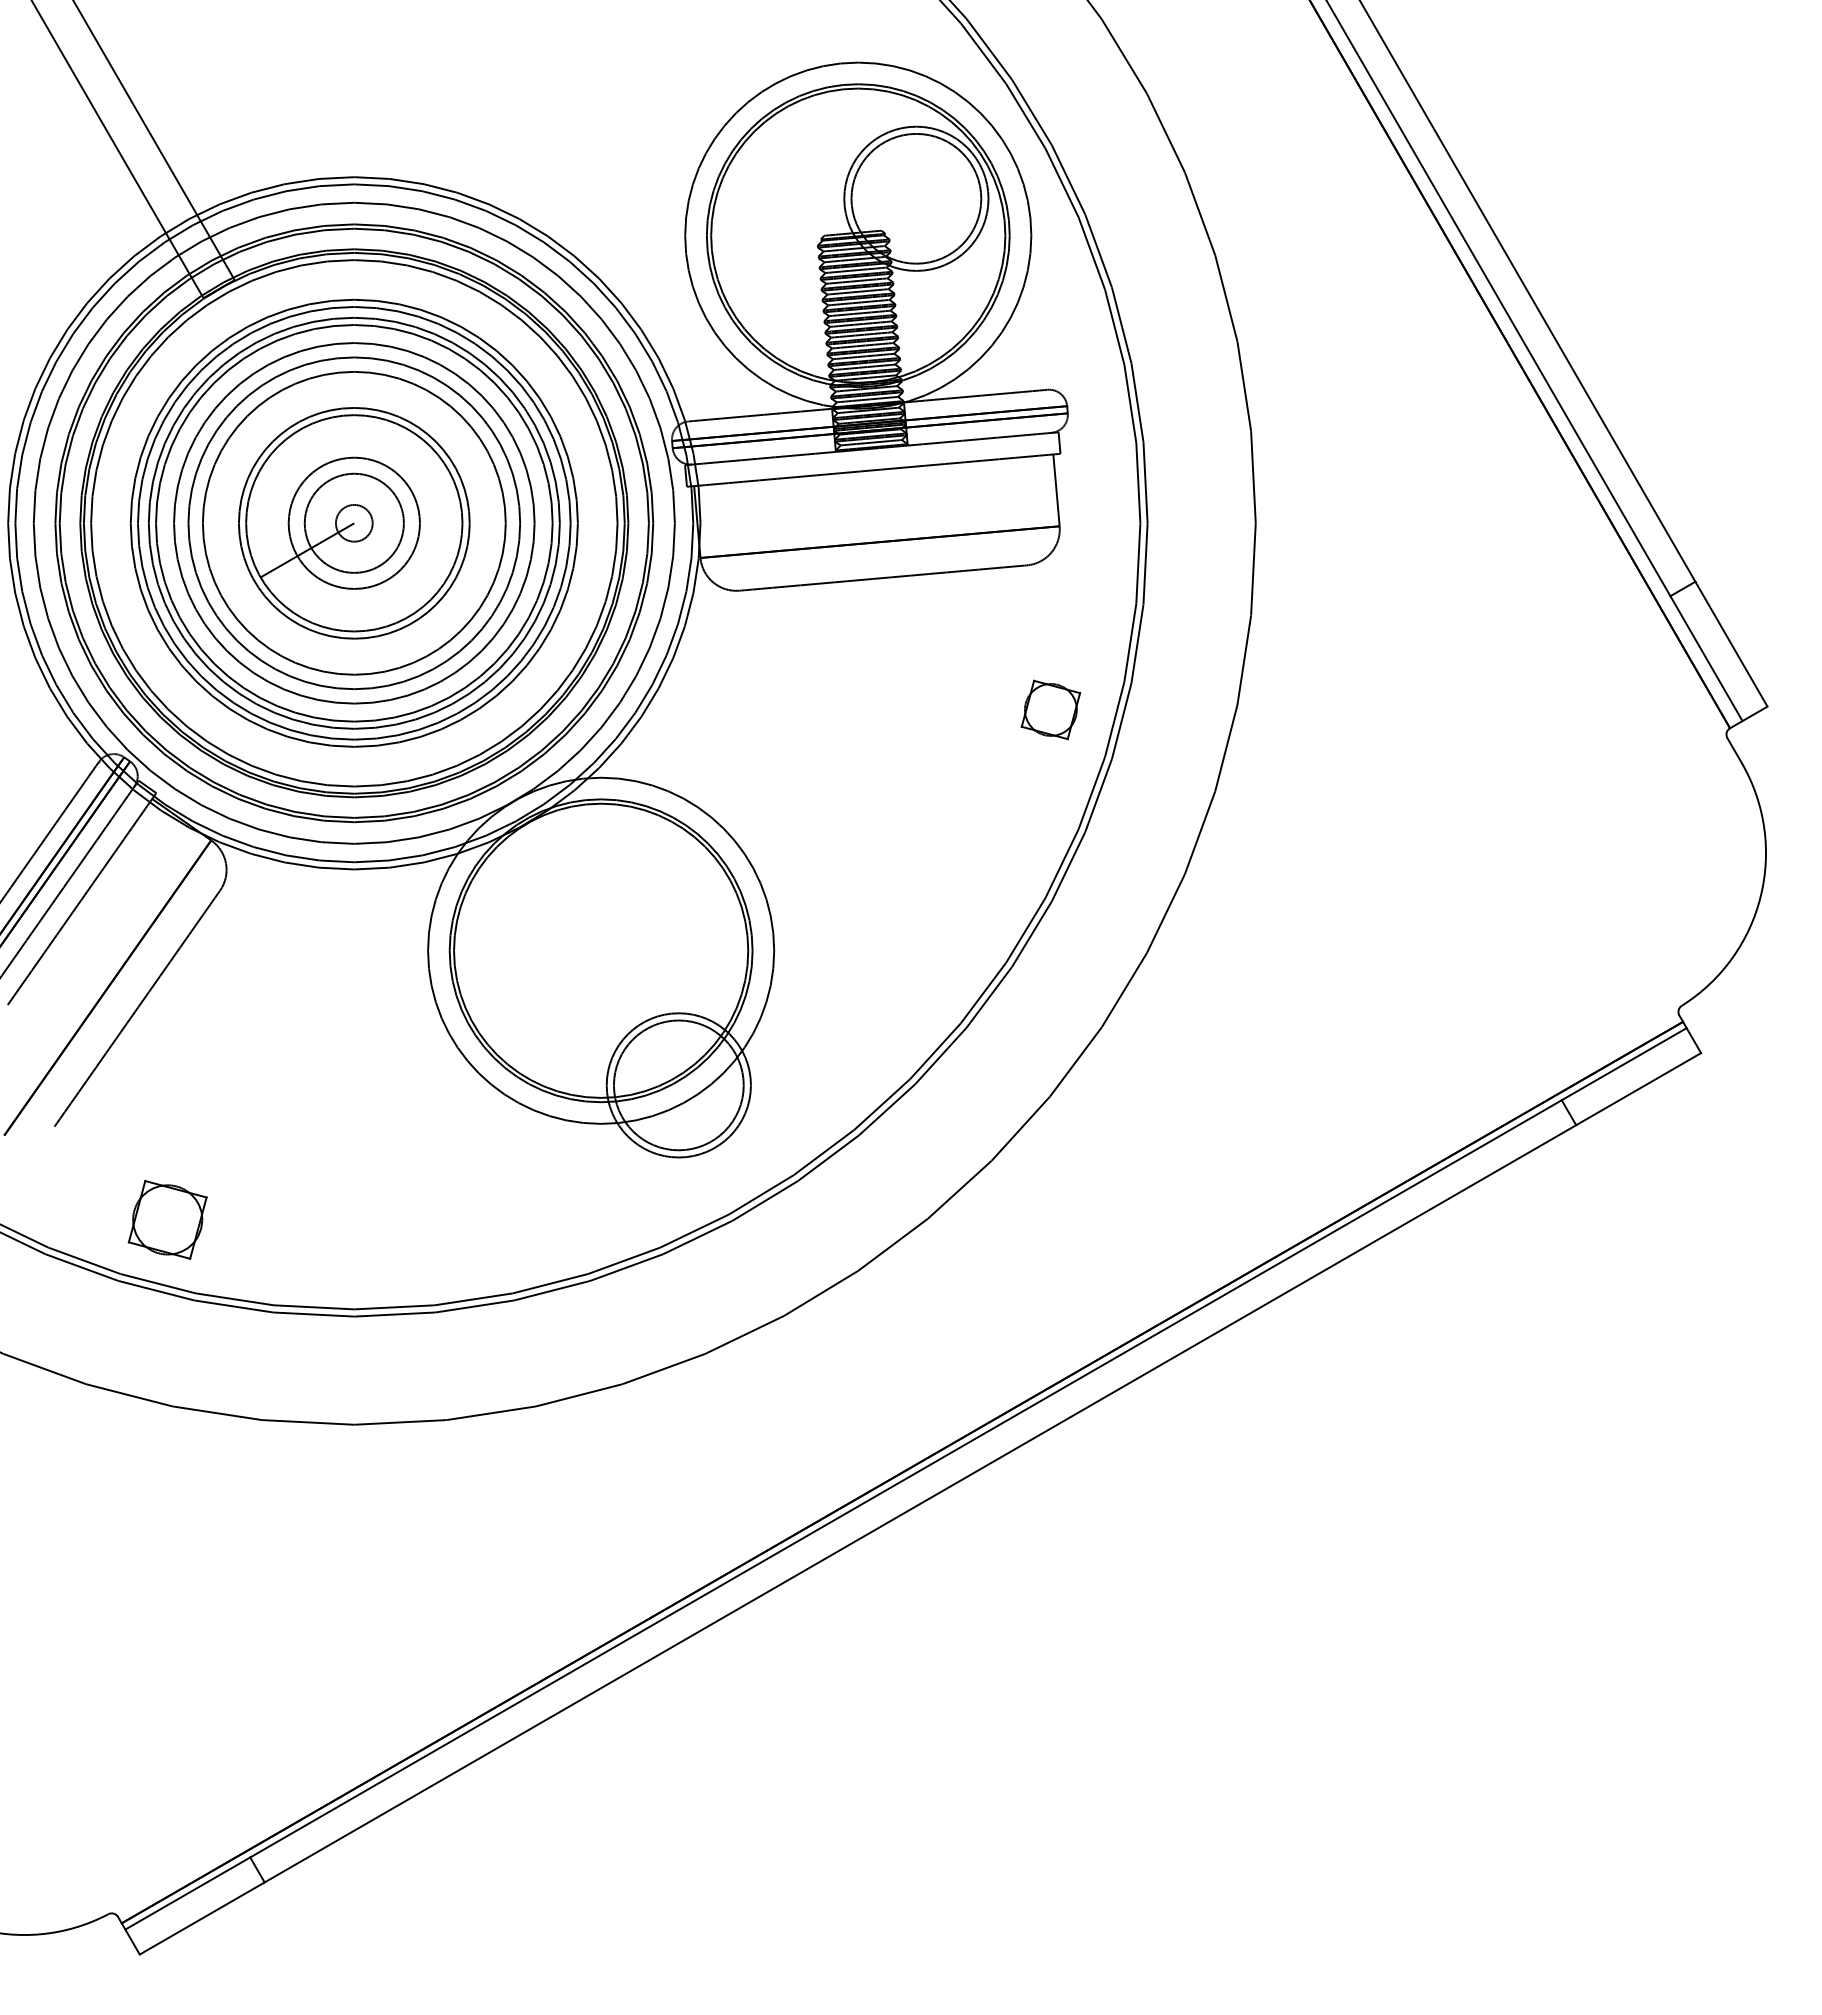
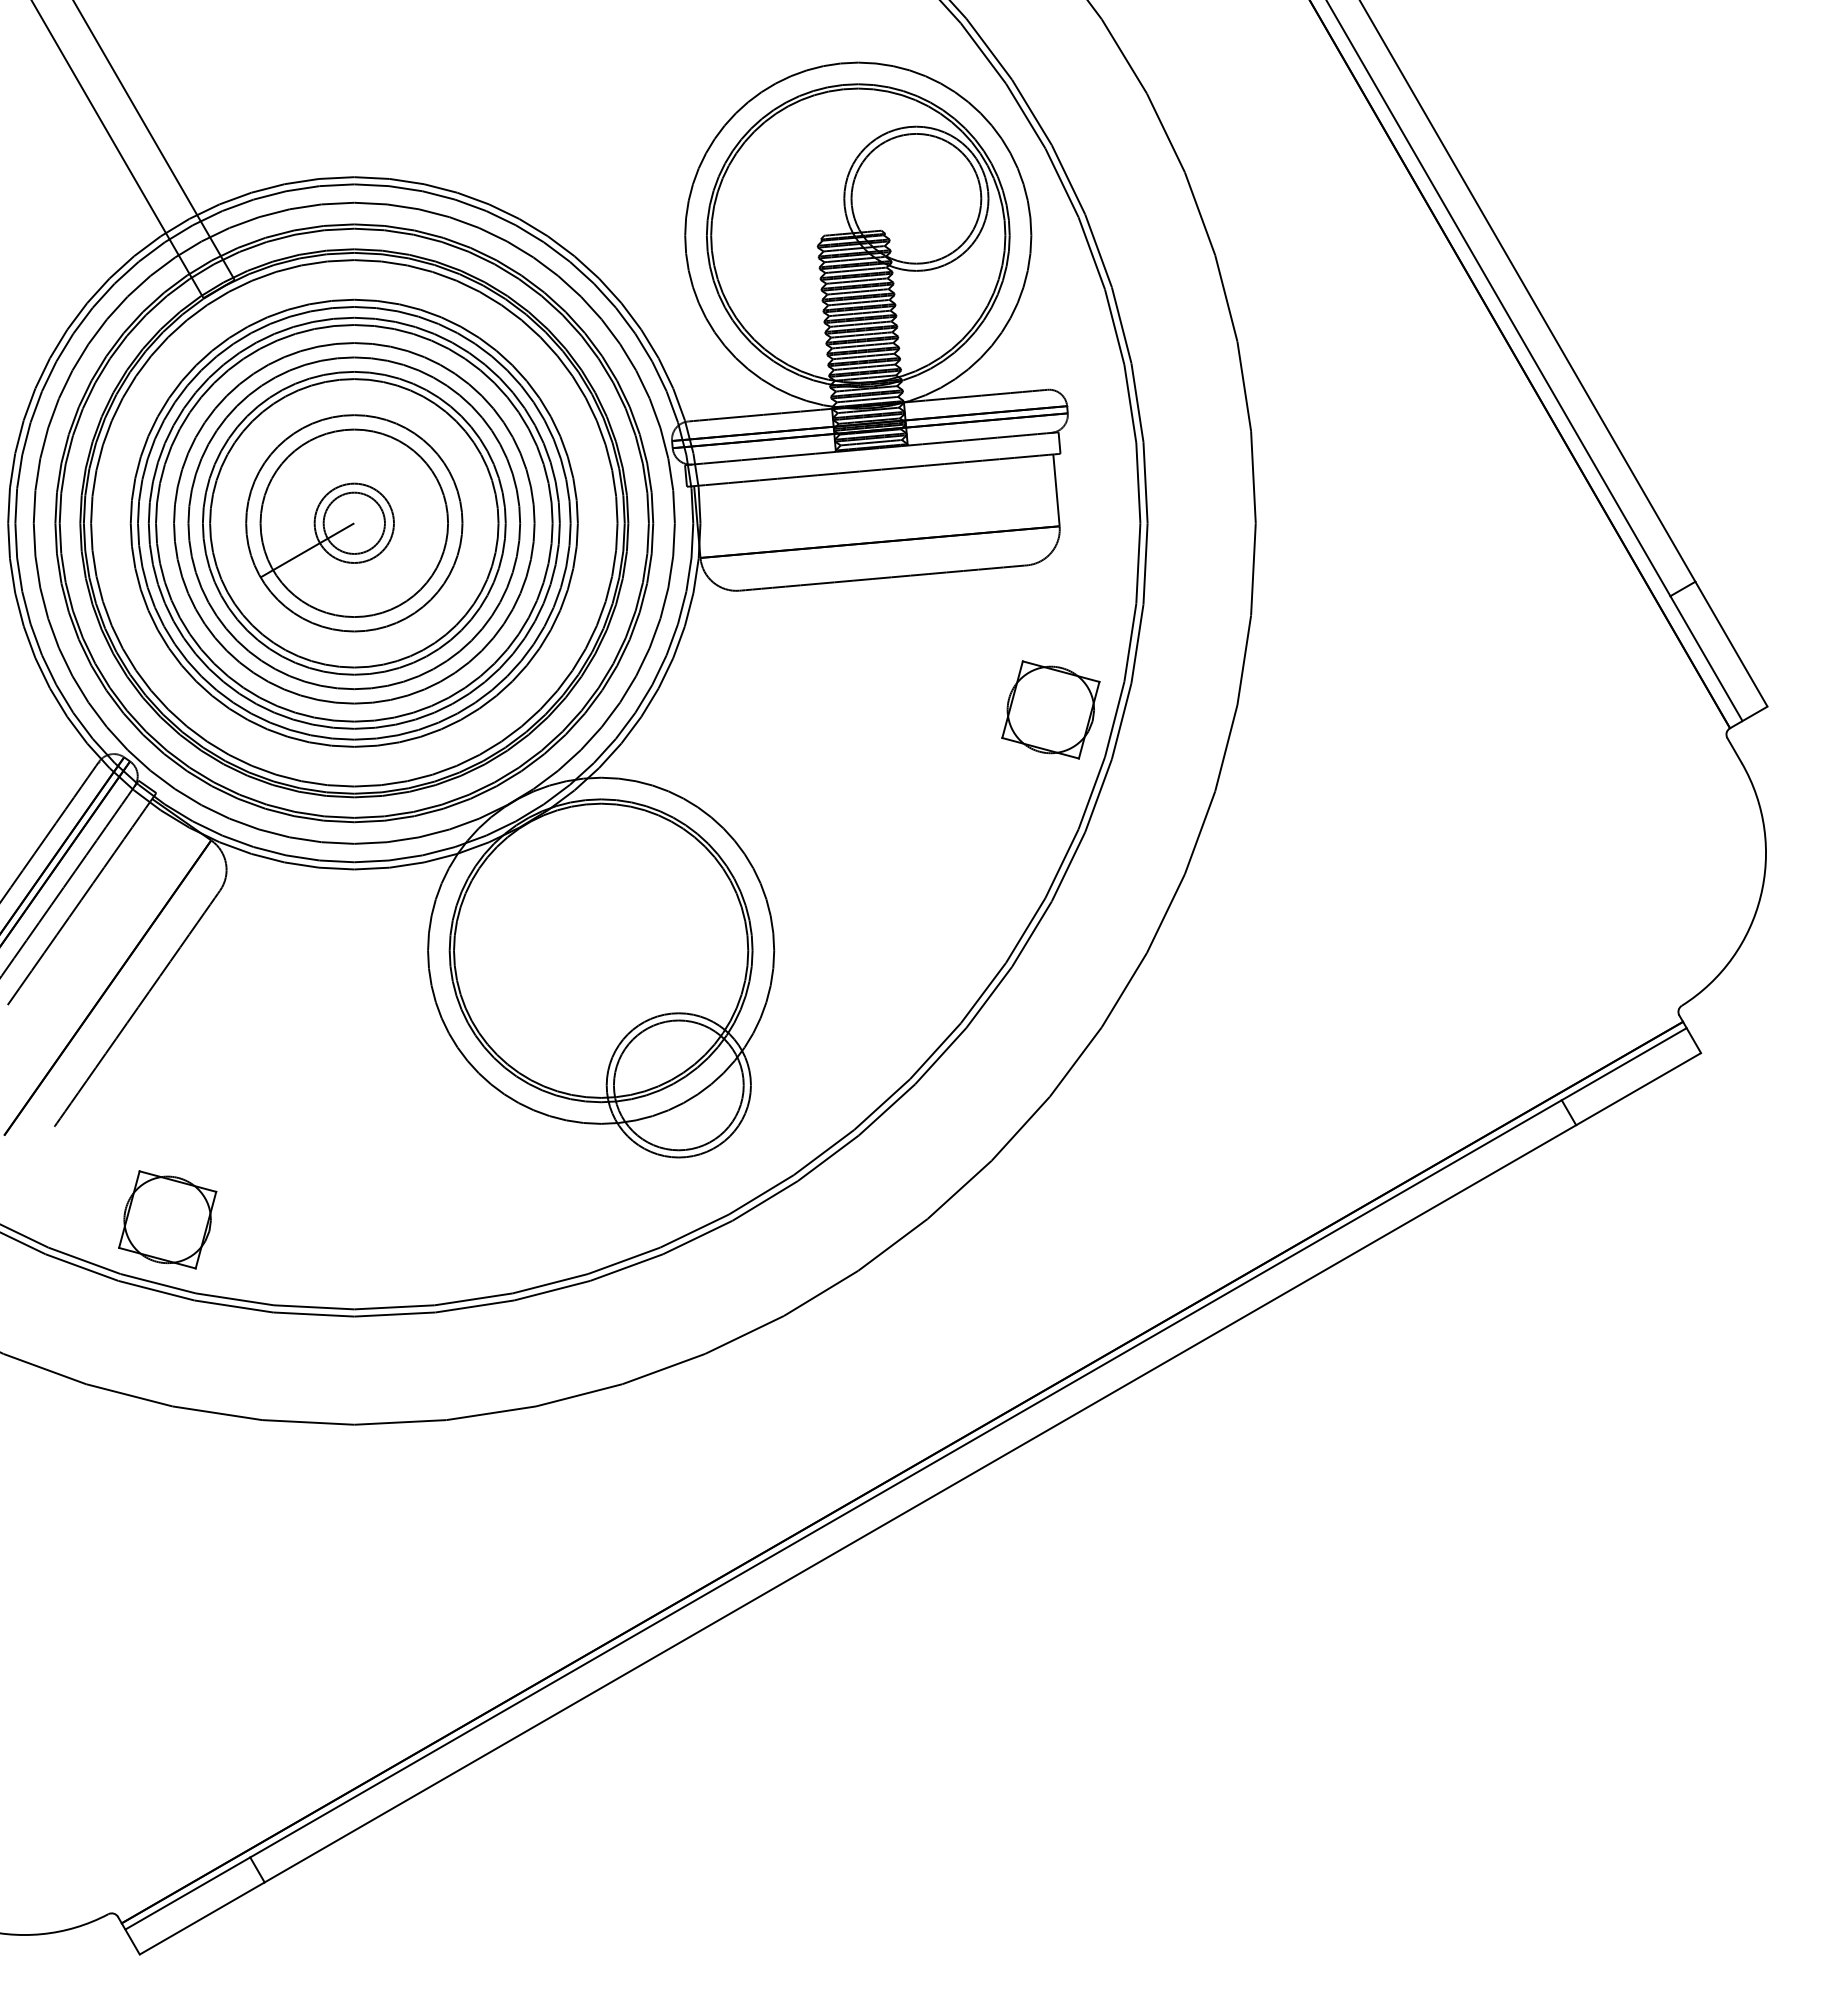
circle diameter: 131 px -> 187 px (354, 523)
circle diameter: 231 px -> 288 px (354, 523)
circle diameter: 37 px -> 61 px (353, 522)
circle diameter: 99 px -> 79 px (353, 522)
part size: 62x62 px -> 100x100 px (1050, 709)
part size: 81x80 px -> 100x100 px (167, 1219)
